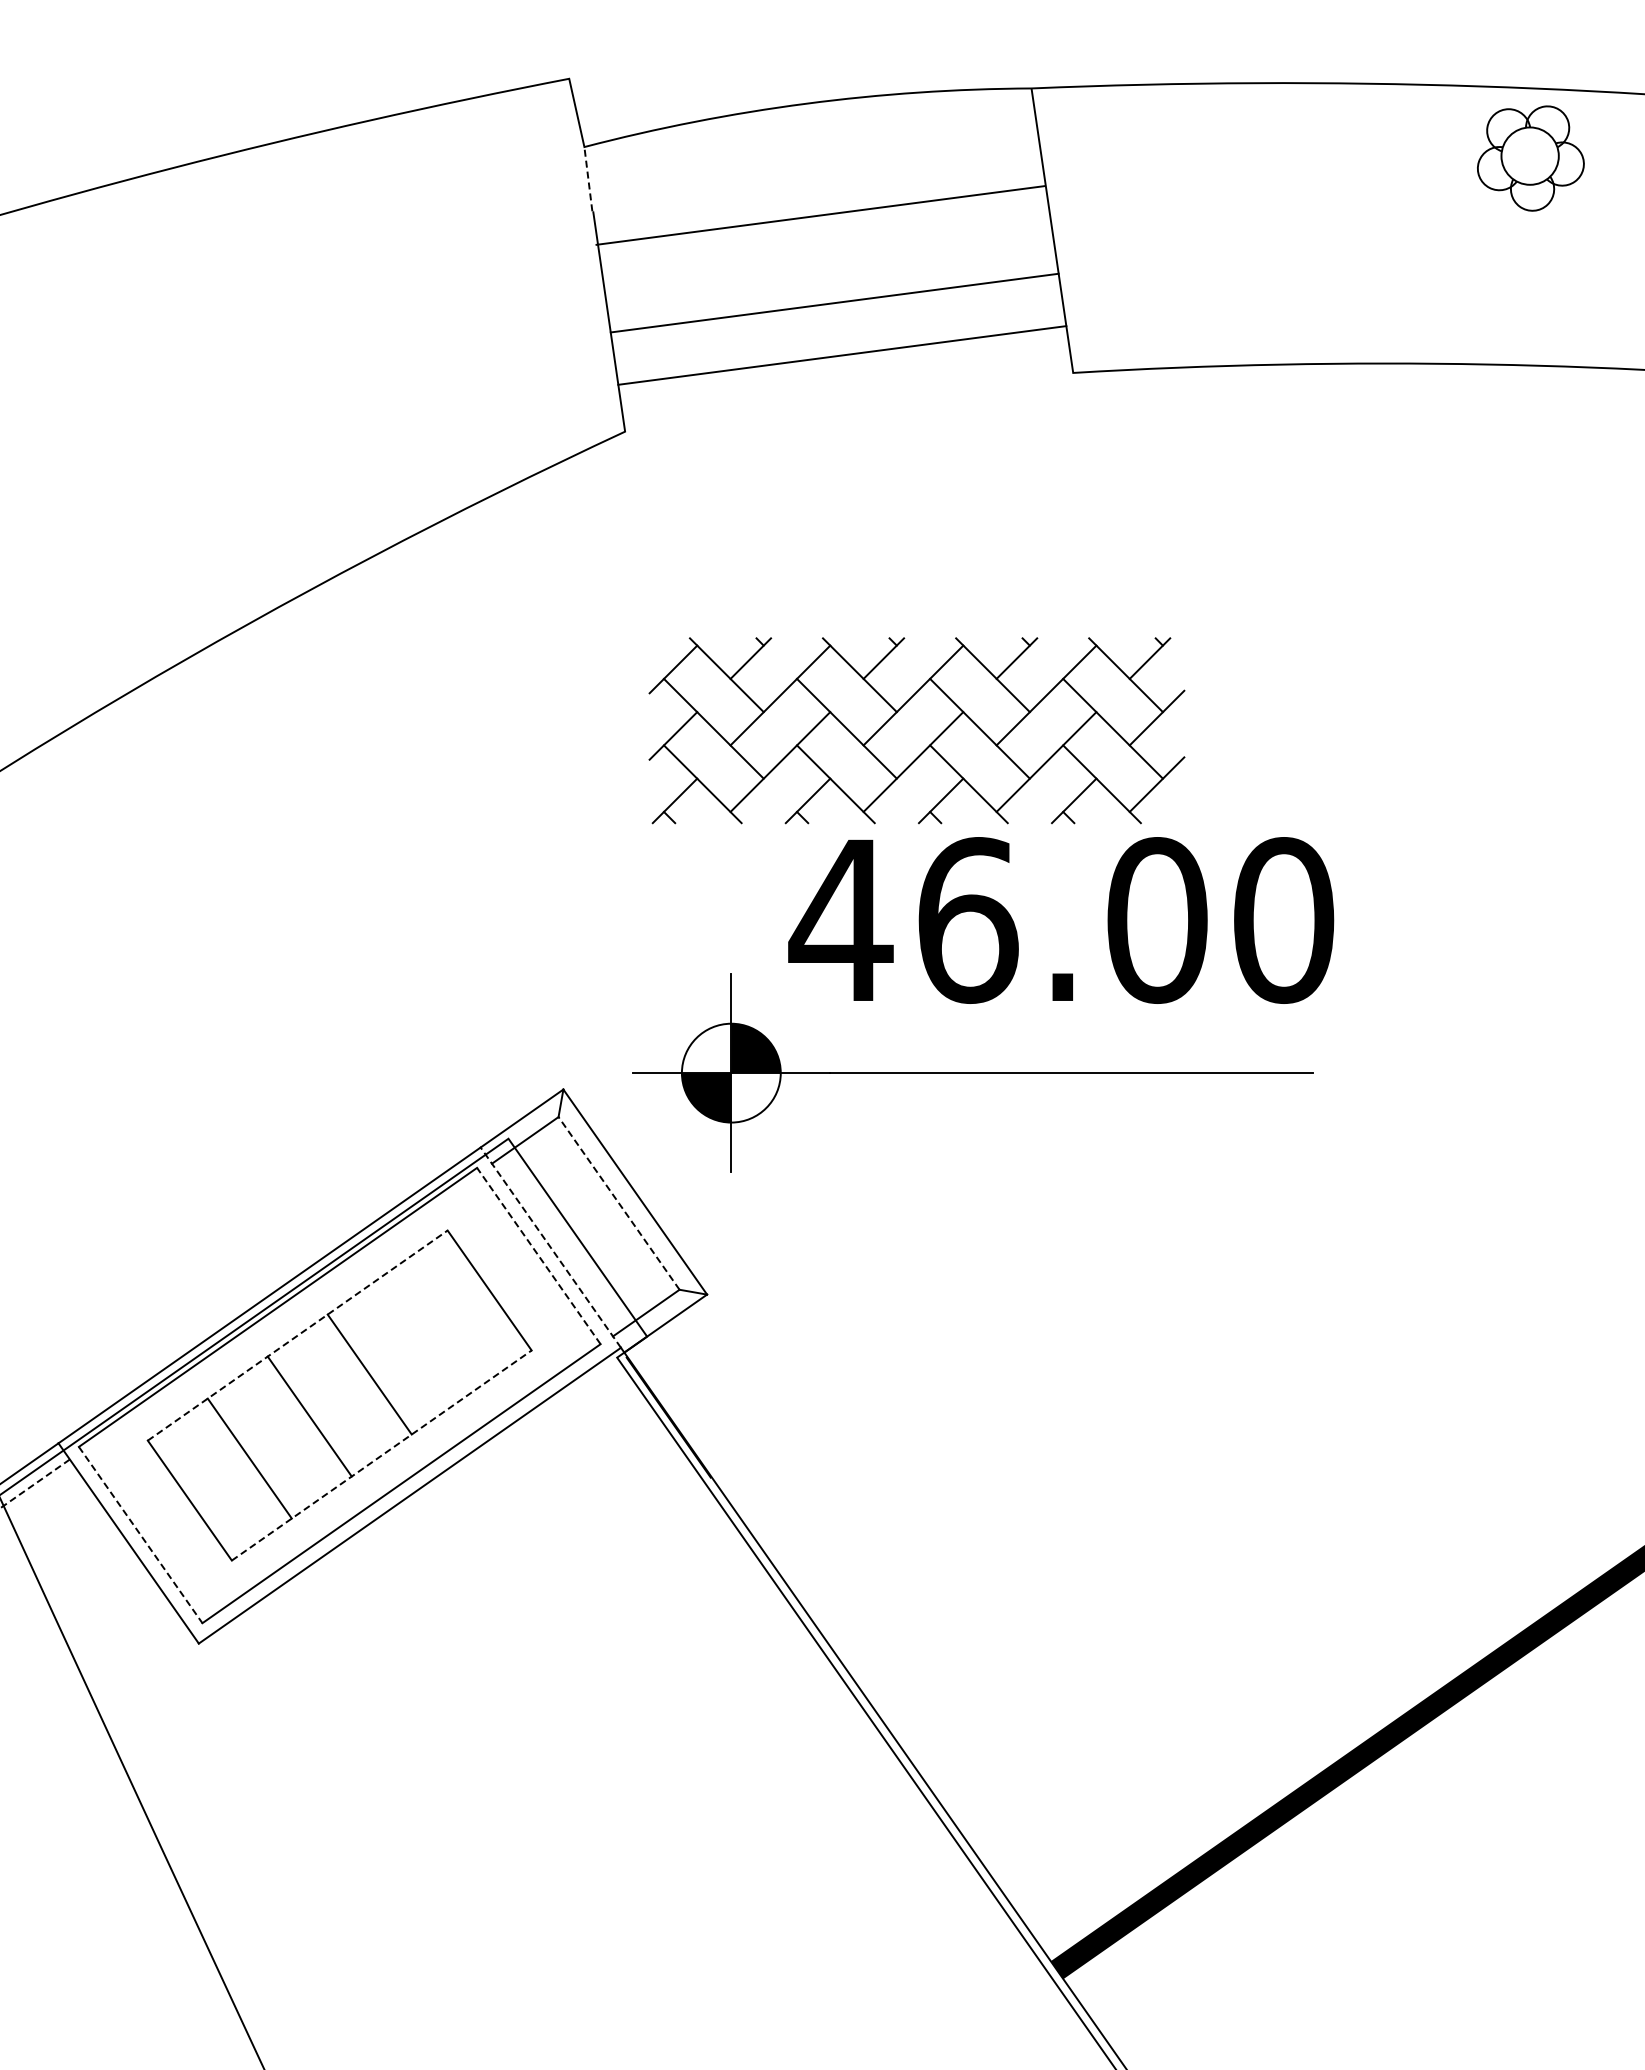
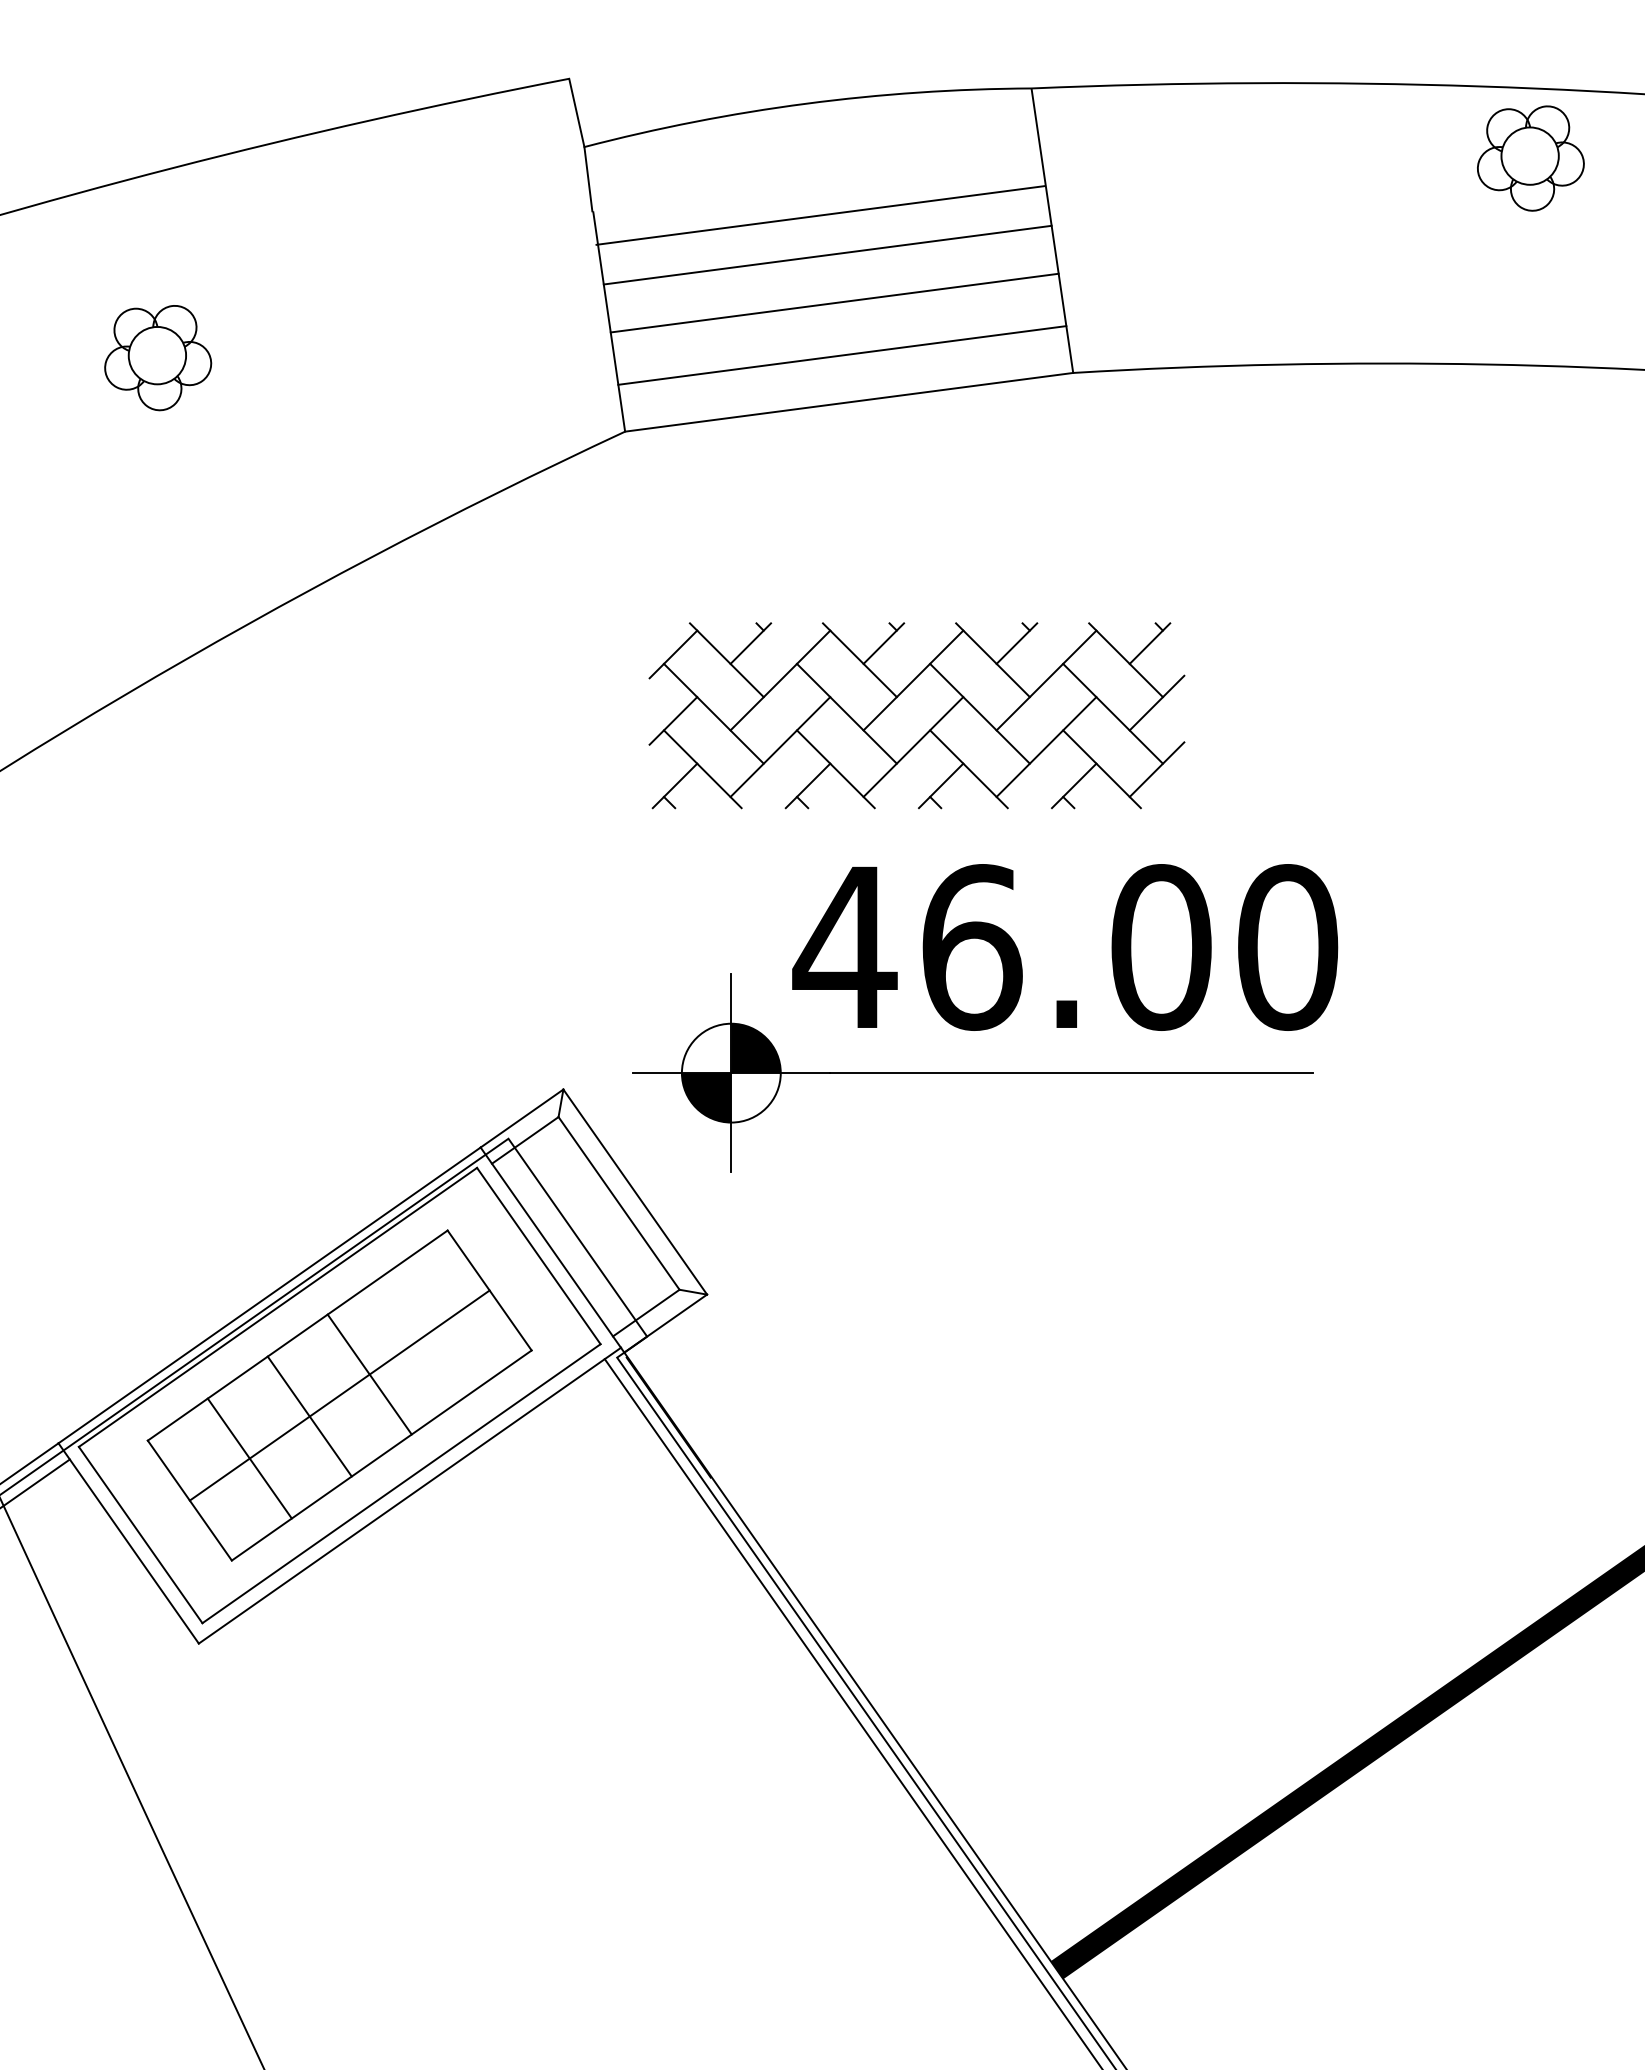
line: dashed -> solid (588, 178)
line: none -> present (827, 254)
part: none -> present (158, 358)
line: none -> present (849, 401)
part position: (916, 730) -> (916, 715) (916, 715)
text position: (1061, 920) -> (1065, 947) (1065, 947)
line: dashed -> solid (618, 1203)
line: dashed -> solid (550, 1247)
line: dashed -> solid (538, 1256)
line: dashed -> solid (298, 1335)
line: none -> present (339, 1395)
line: dashed -> solid (382, 1455)
line: dashed -> solid (34, 1484)
line: dashed -> solid (140, 1535)
line: none -> present (852, 1712)
